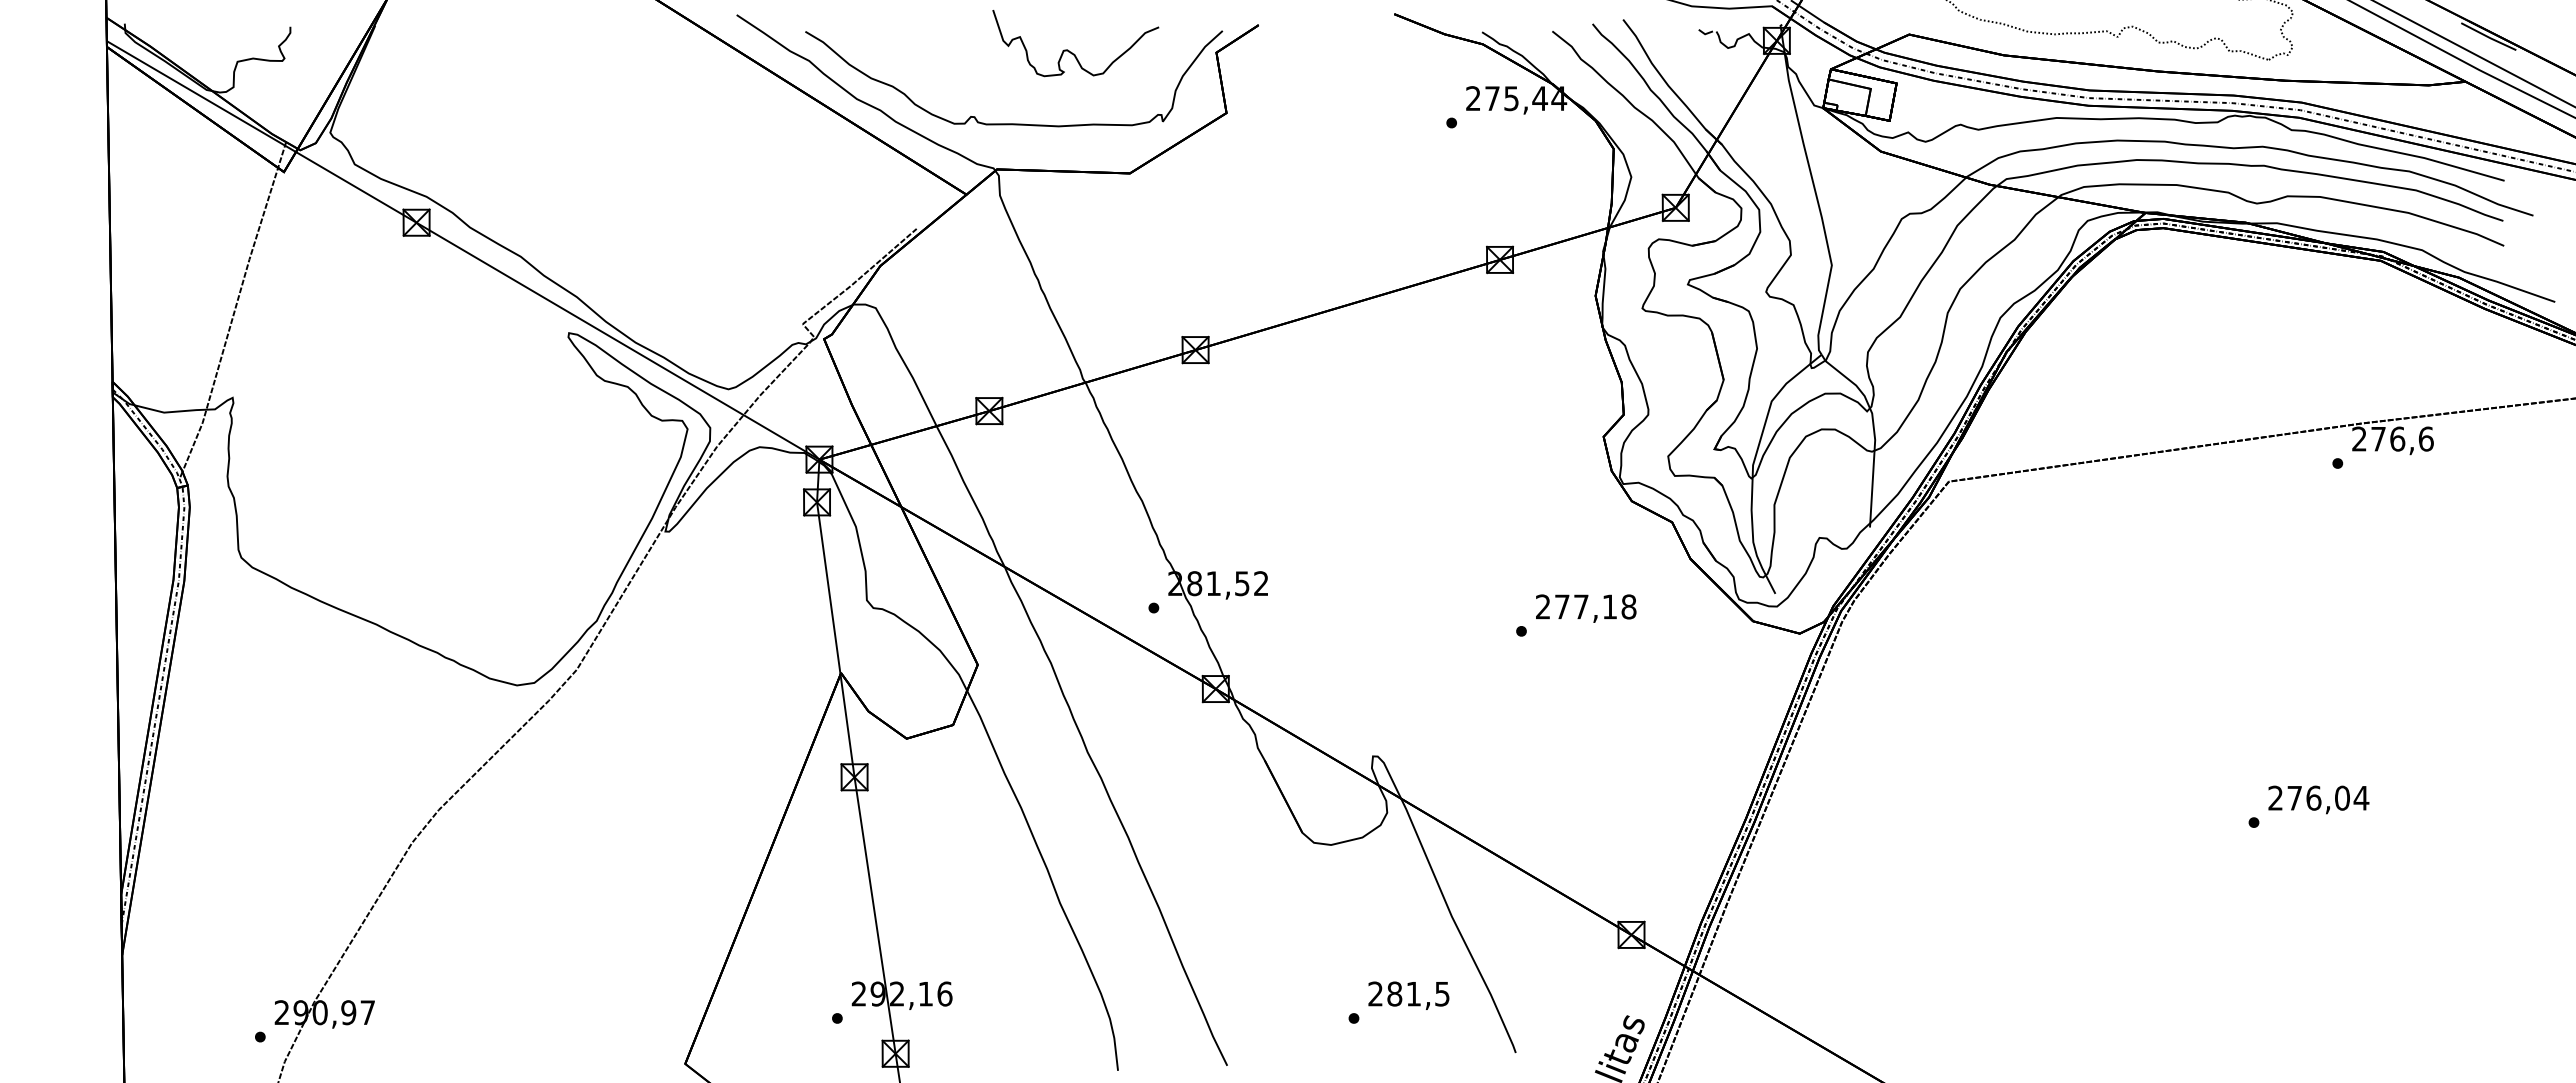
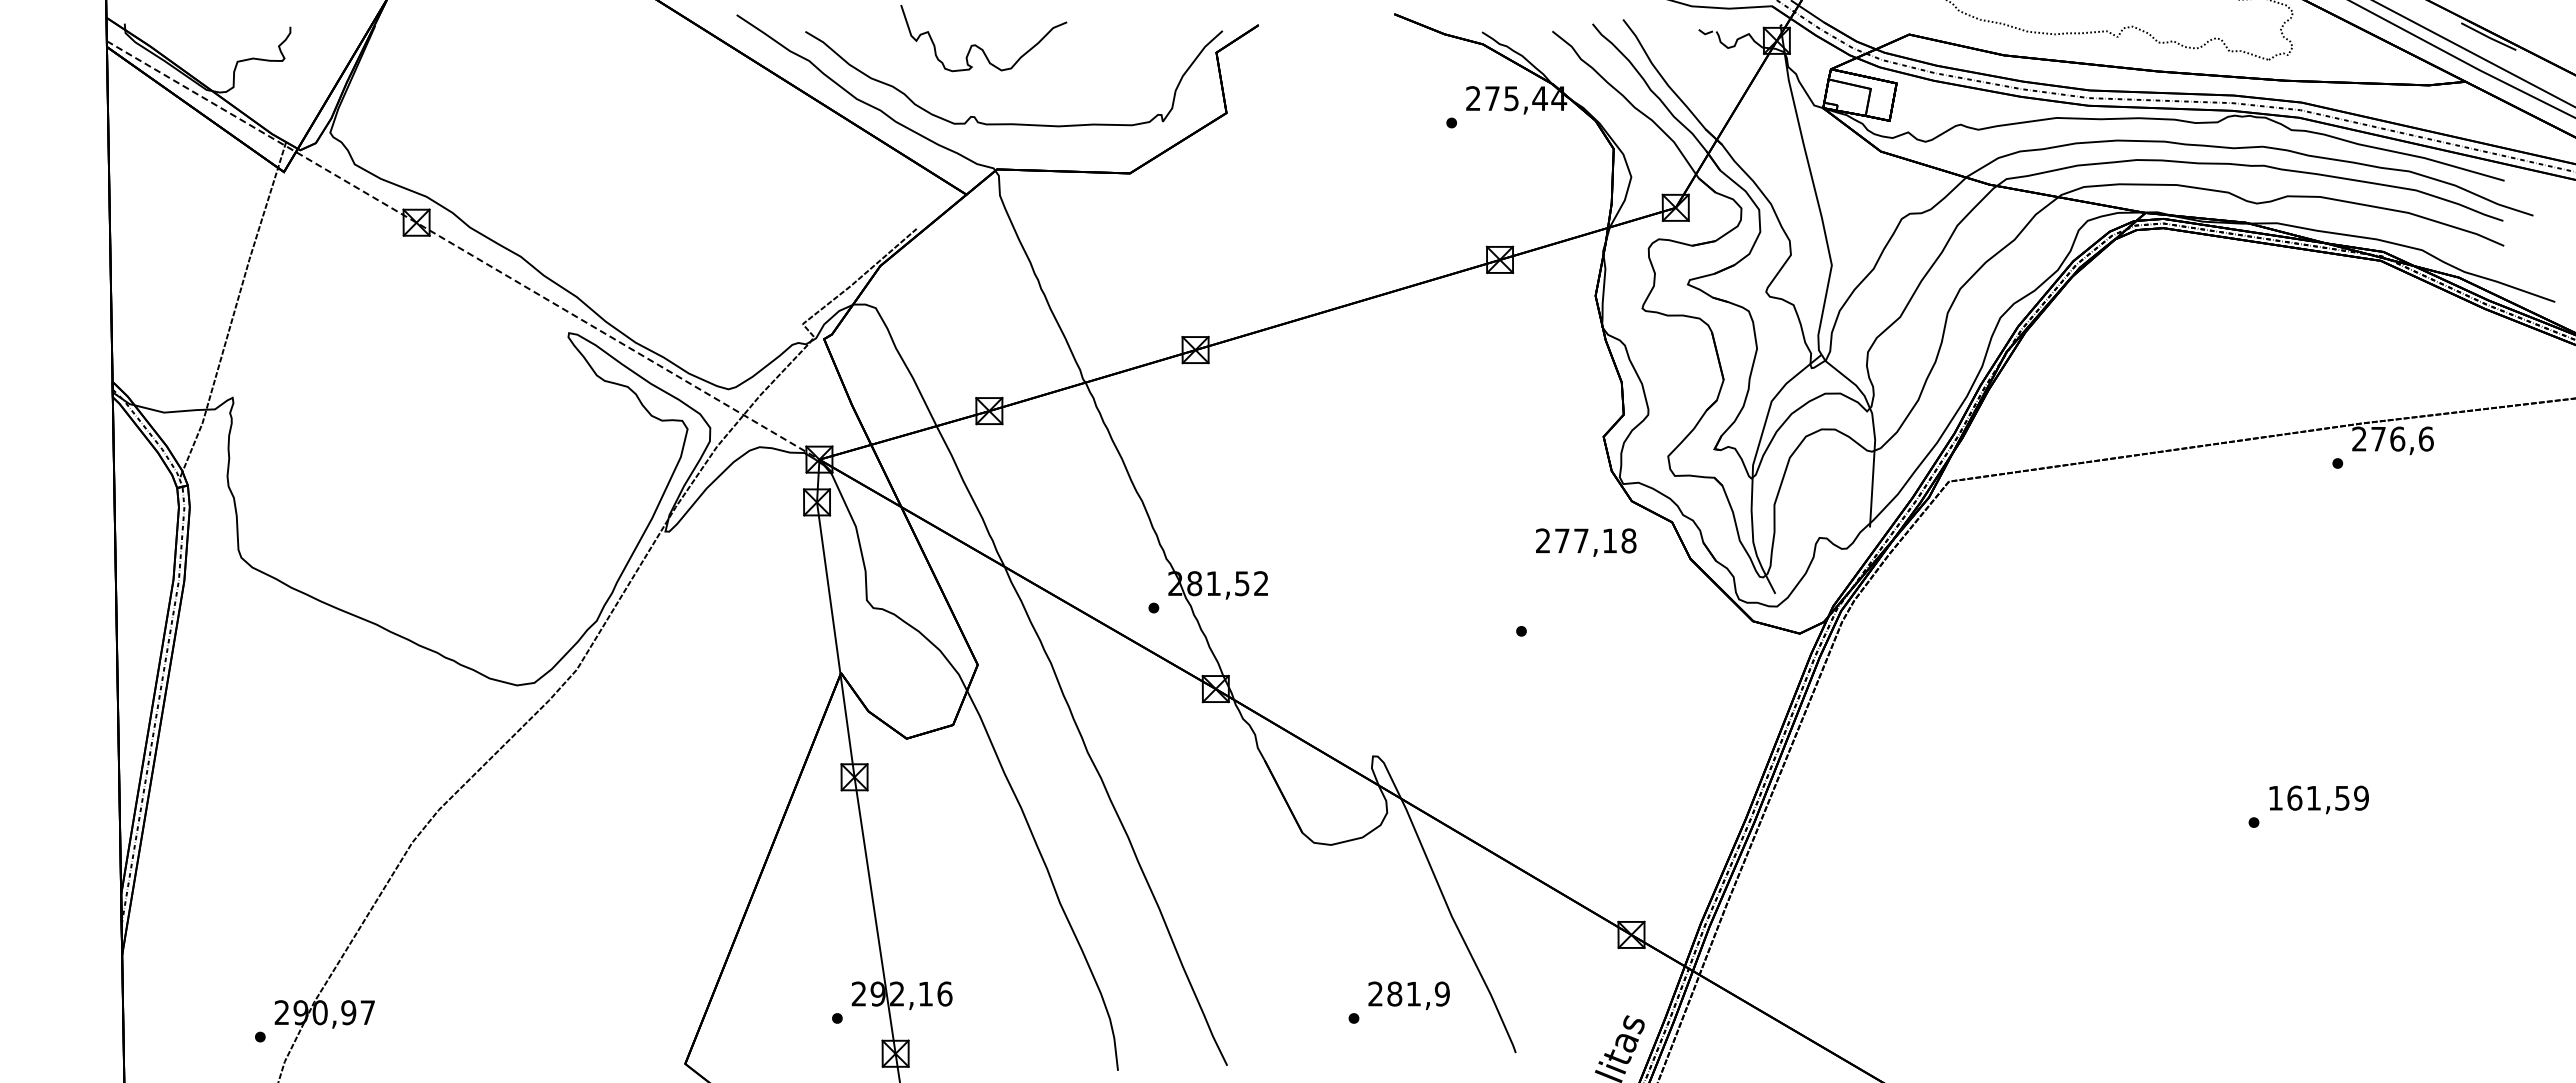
curve position: (1071, 51) -> (979, 46) (979, 46)
line: solid -> dashed (463, 250)
text position: (1586, 608) -> (1586, 542) (1586, 542)
text: 276,04 -> 161,59 (2318, 797)
text: 281,5 -> 281,9 (1441, 993)
